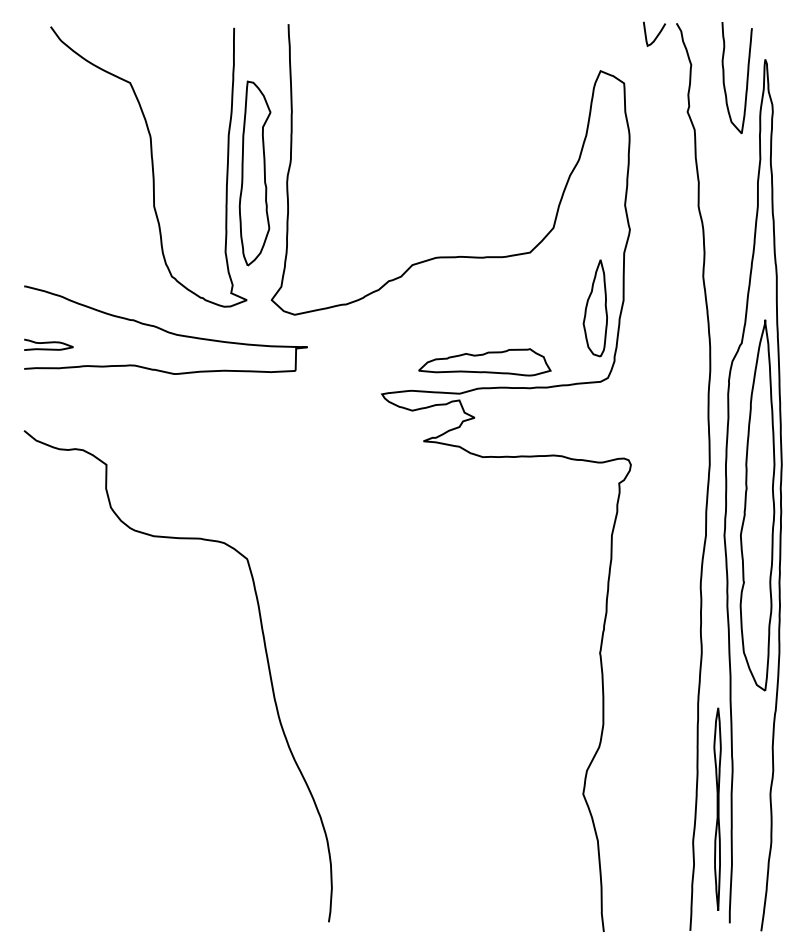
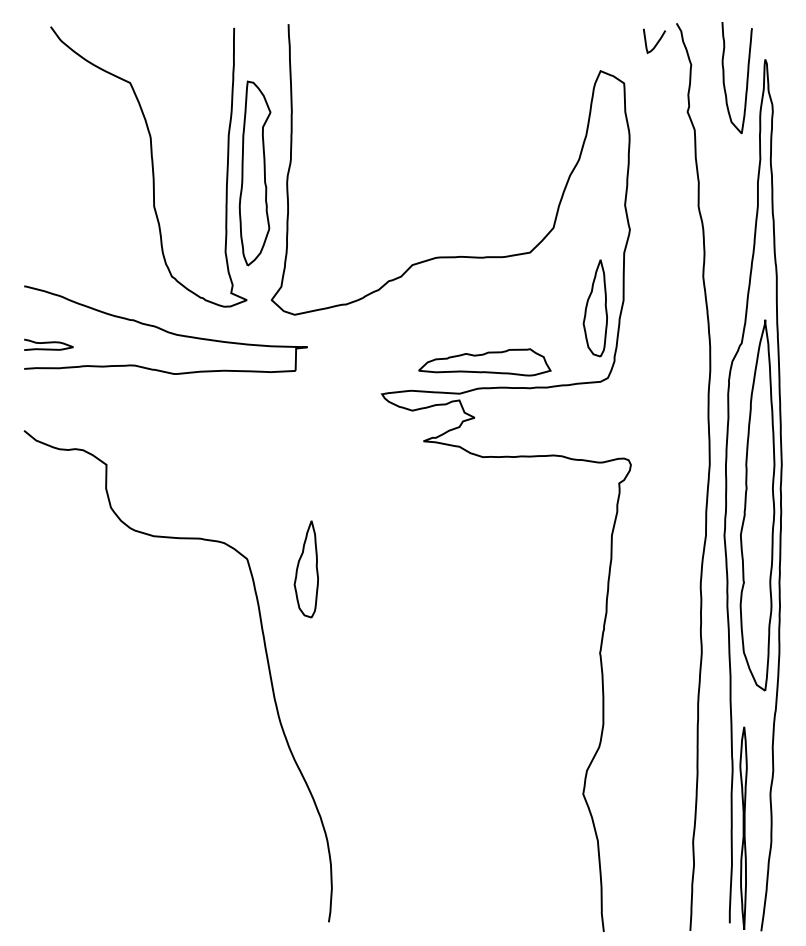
curve position: (656, 35) -> (656, 42) (656, 42)
part: none -> present (305, 569)
part position: (717, 808) -> (743, 827) (743, 827)
